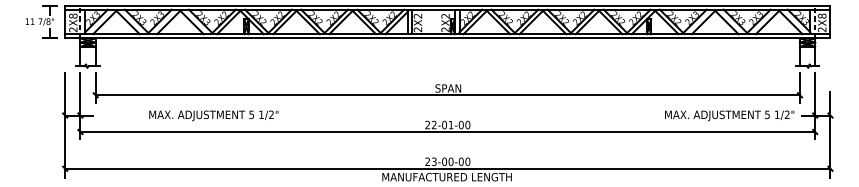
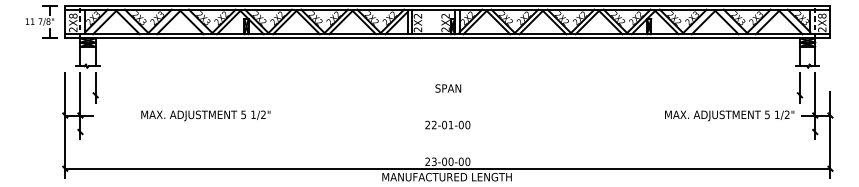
line: present -> none (447, 95)
text position: (213, 115) -> (205, 115) (205, 115)
line: present -> none (447, 132)
